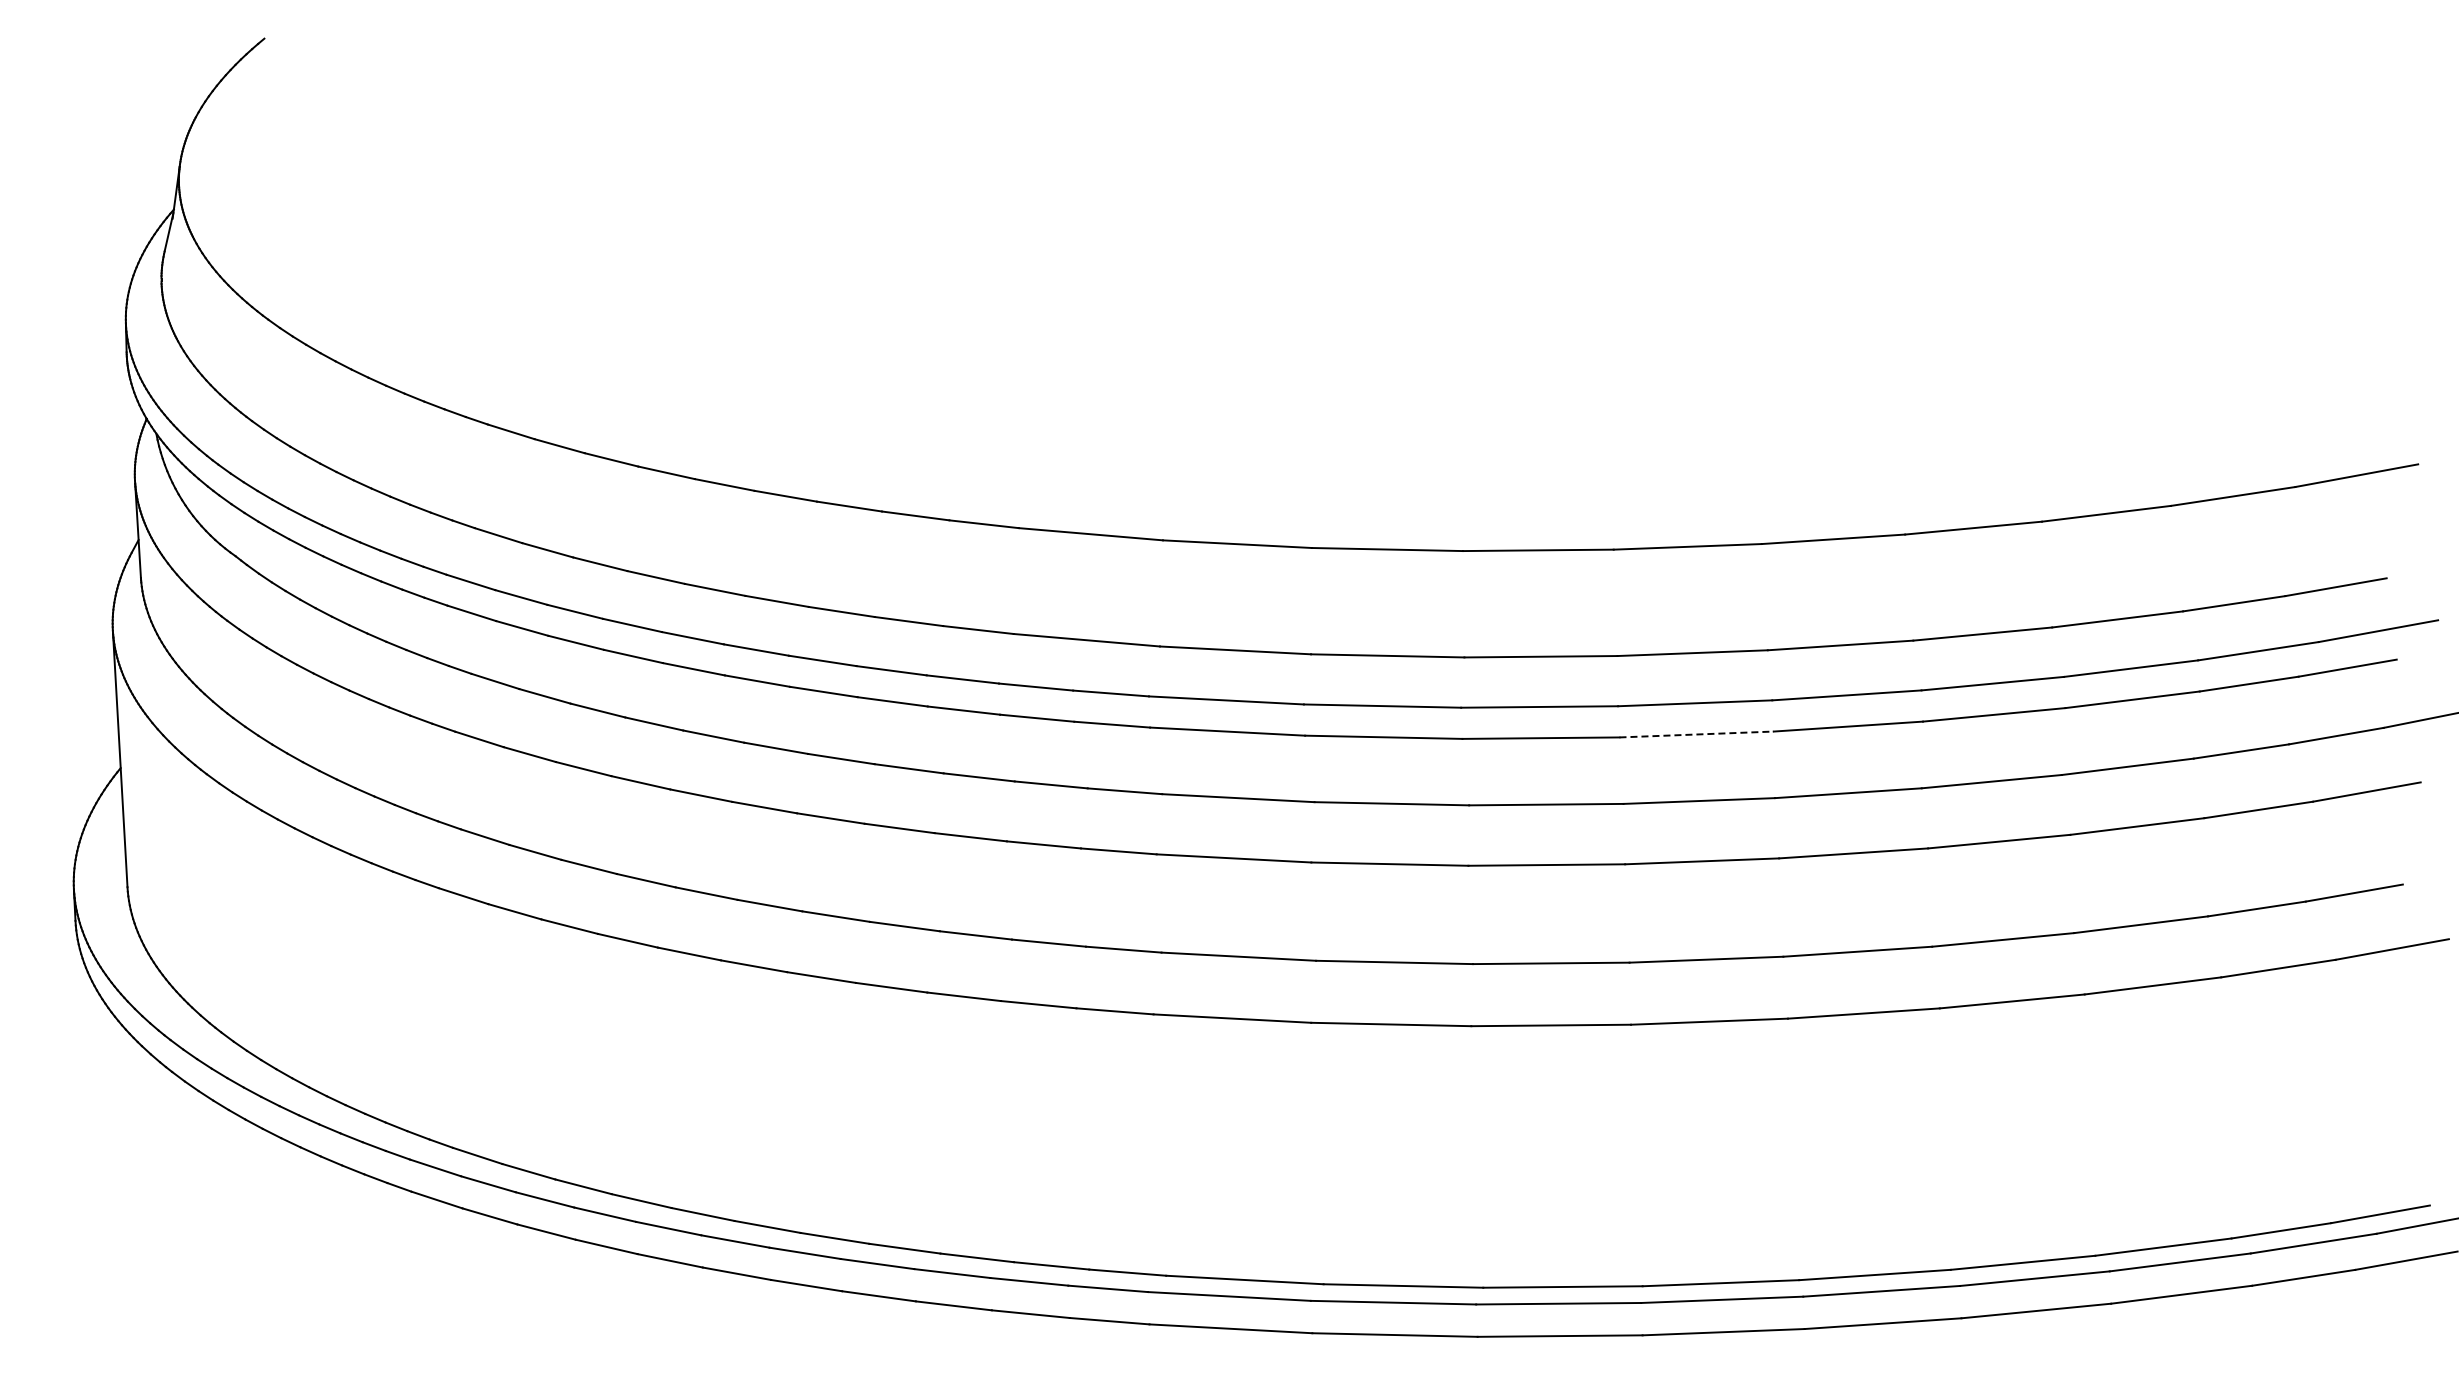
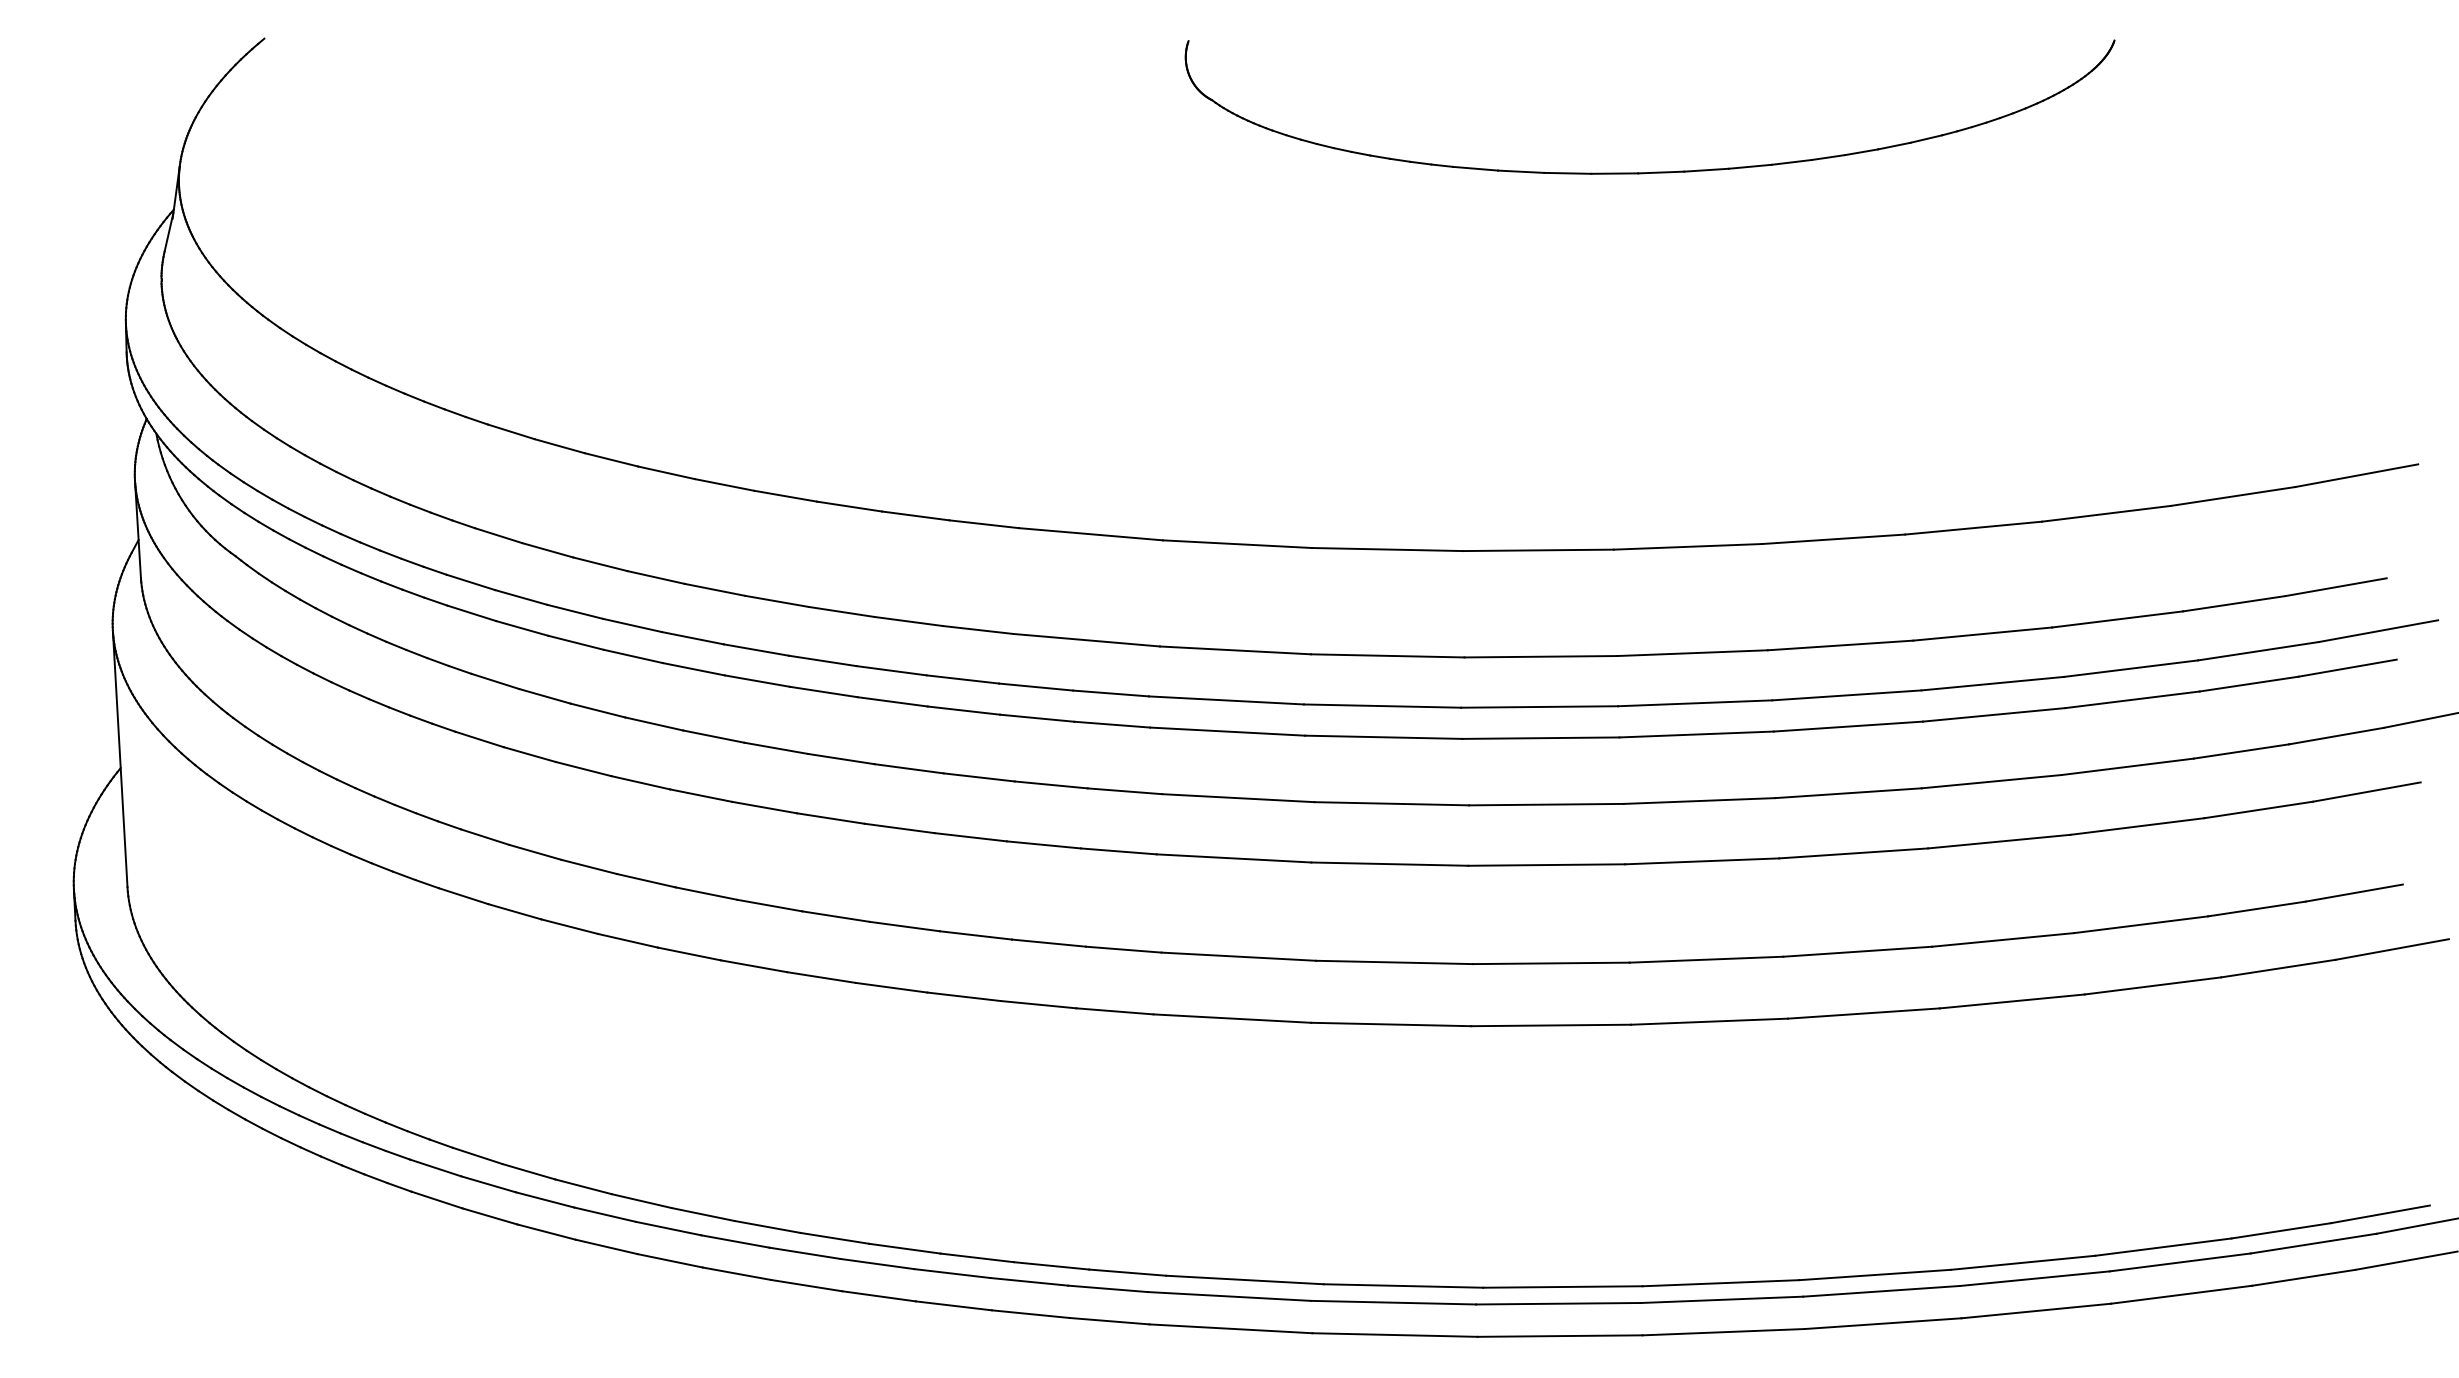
part: none -> present (1653, 171)
line: dashed -> solid (1697, 734)
